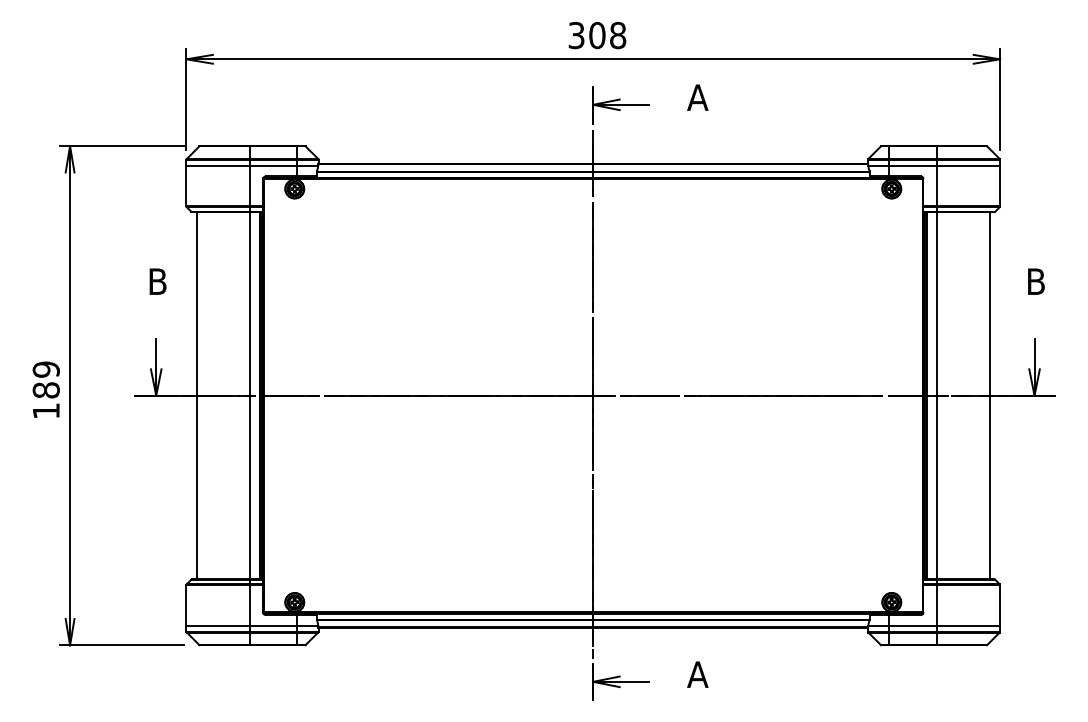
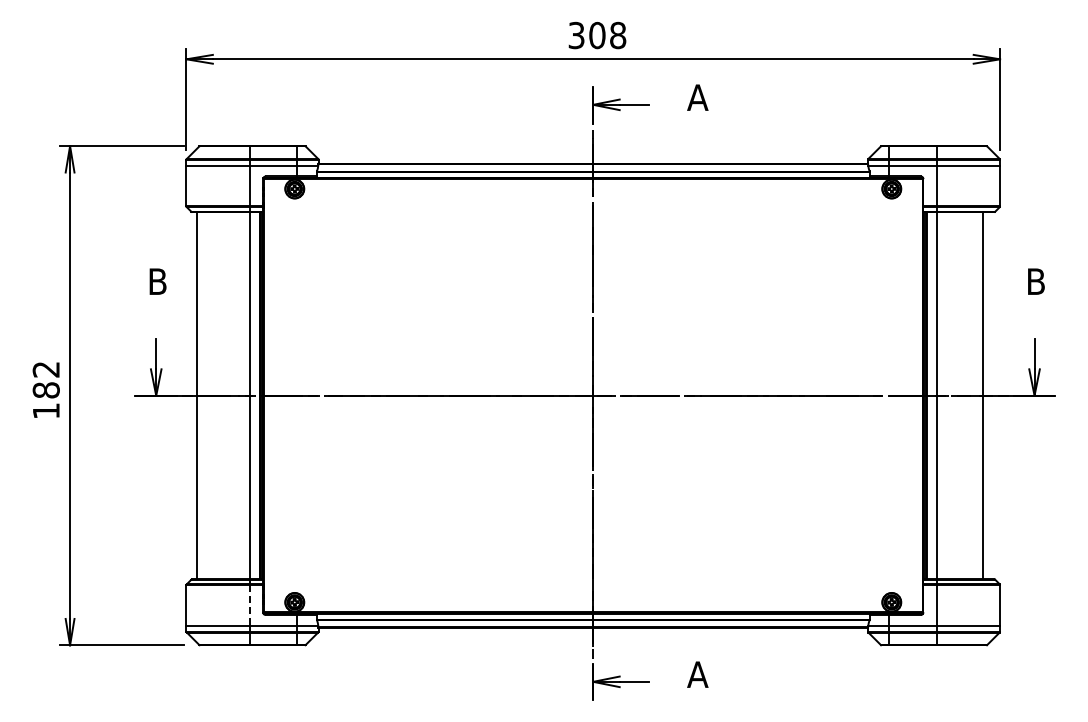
text: 189 -> 182 (45, 369)
line position: (989, 395) -> (982, 395) (982, 395)
line: solid -> dashed (249, 605)
